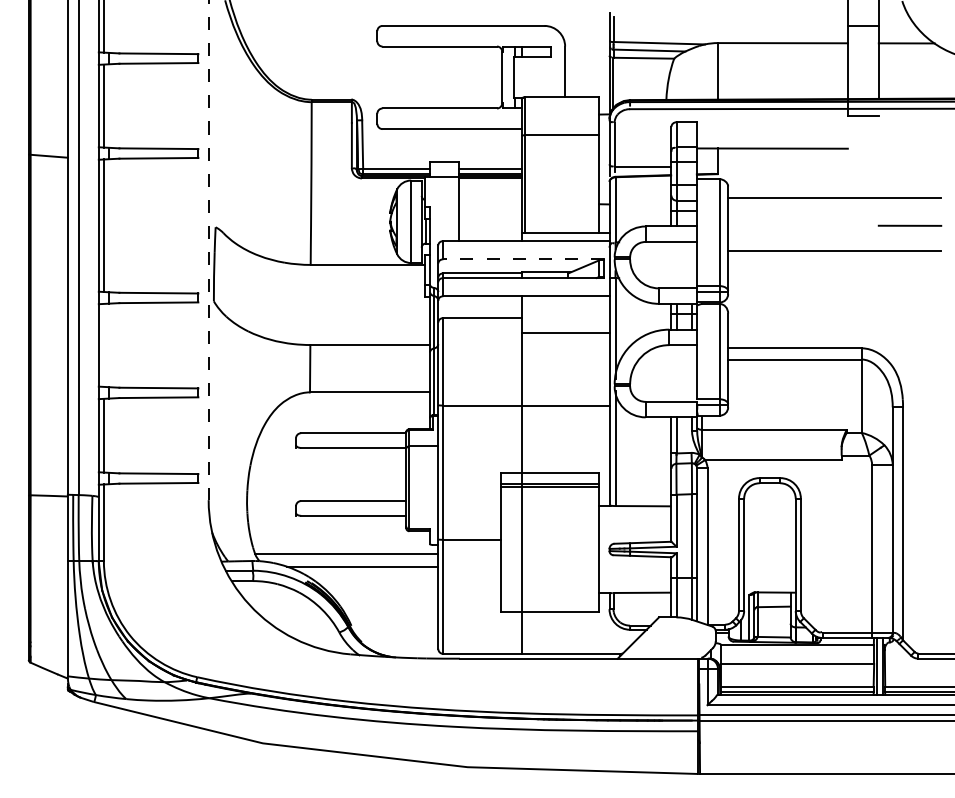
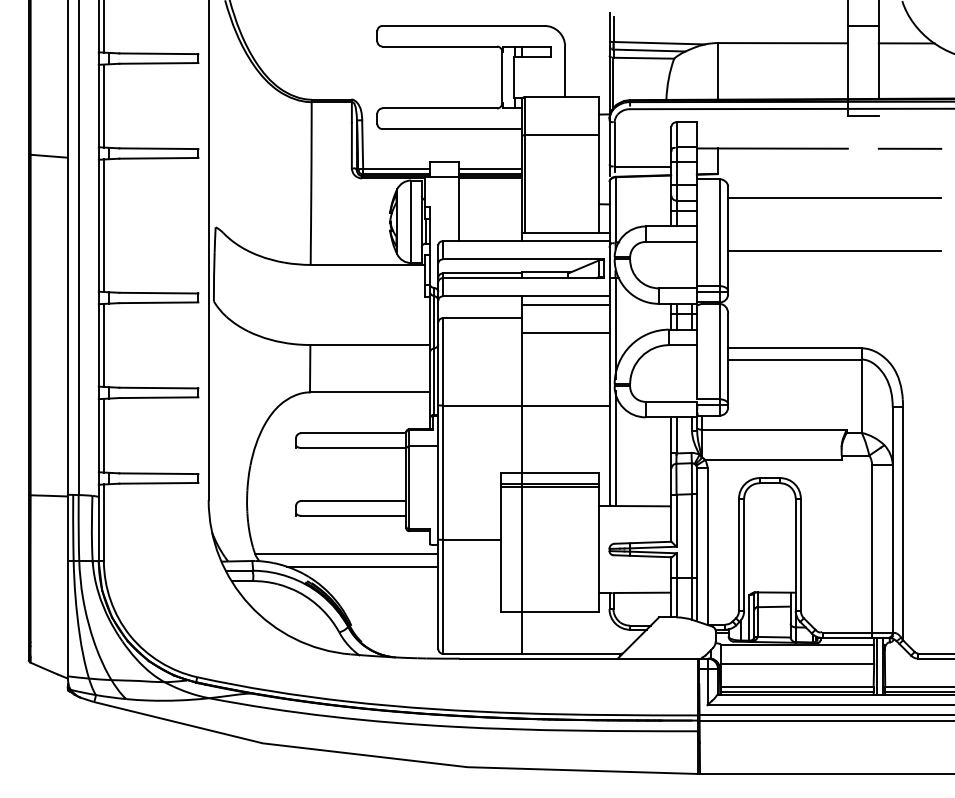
line position: (909, 225) -> (909, 148) (909, 148)
line: dashed -> solid (208, 250)
line: dashed -> solid (523, 259)
line: none -> present (565, 304)
line: none -> present (103, 344)
